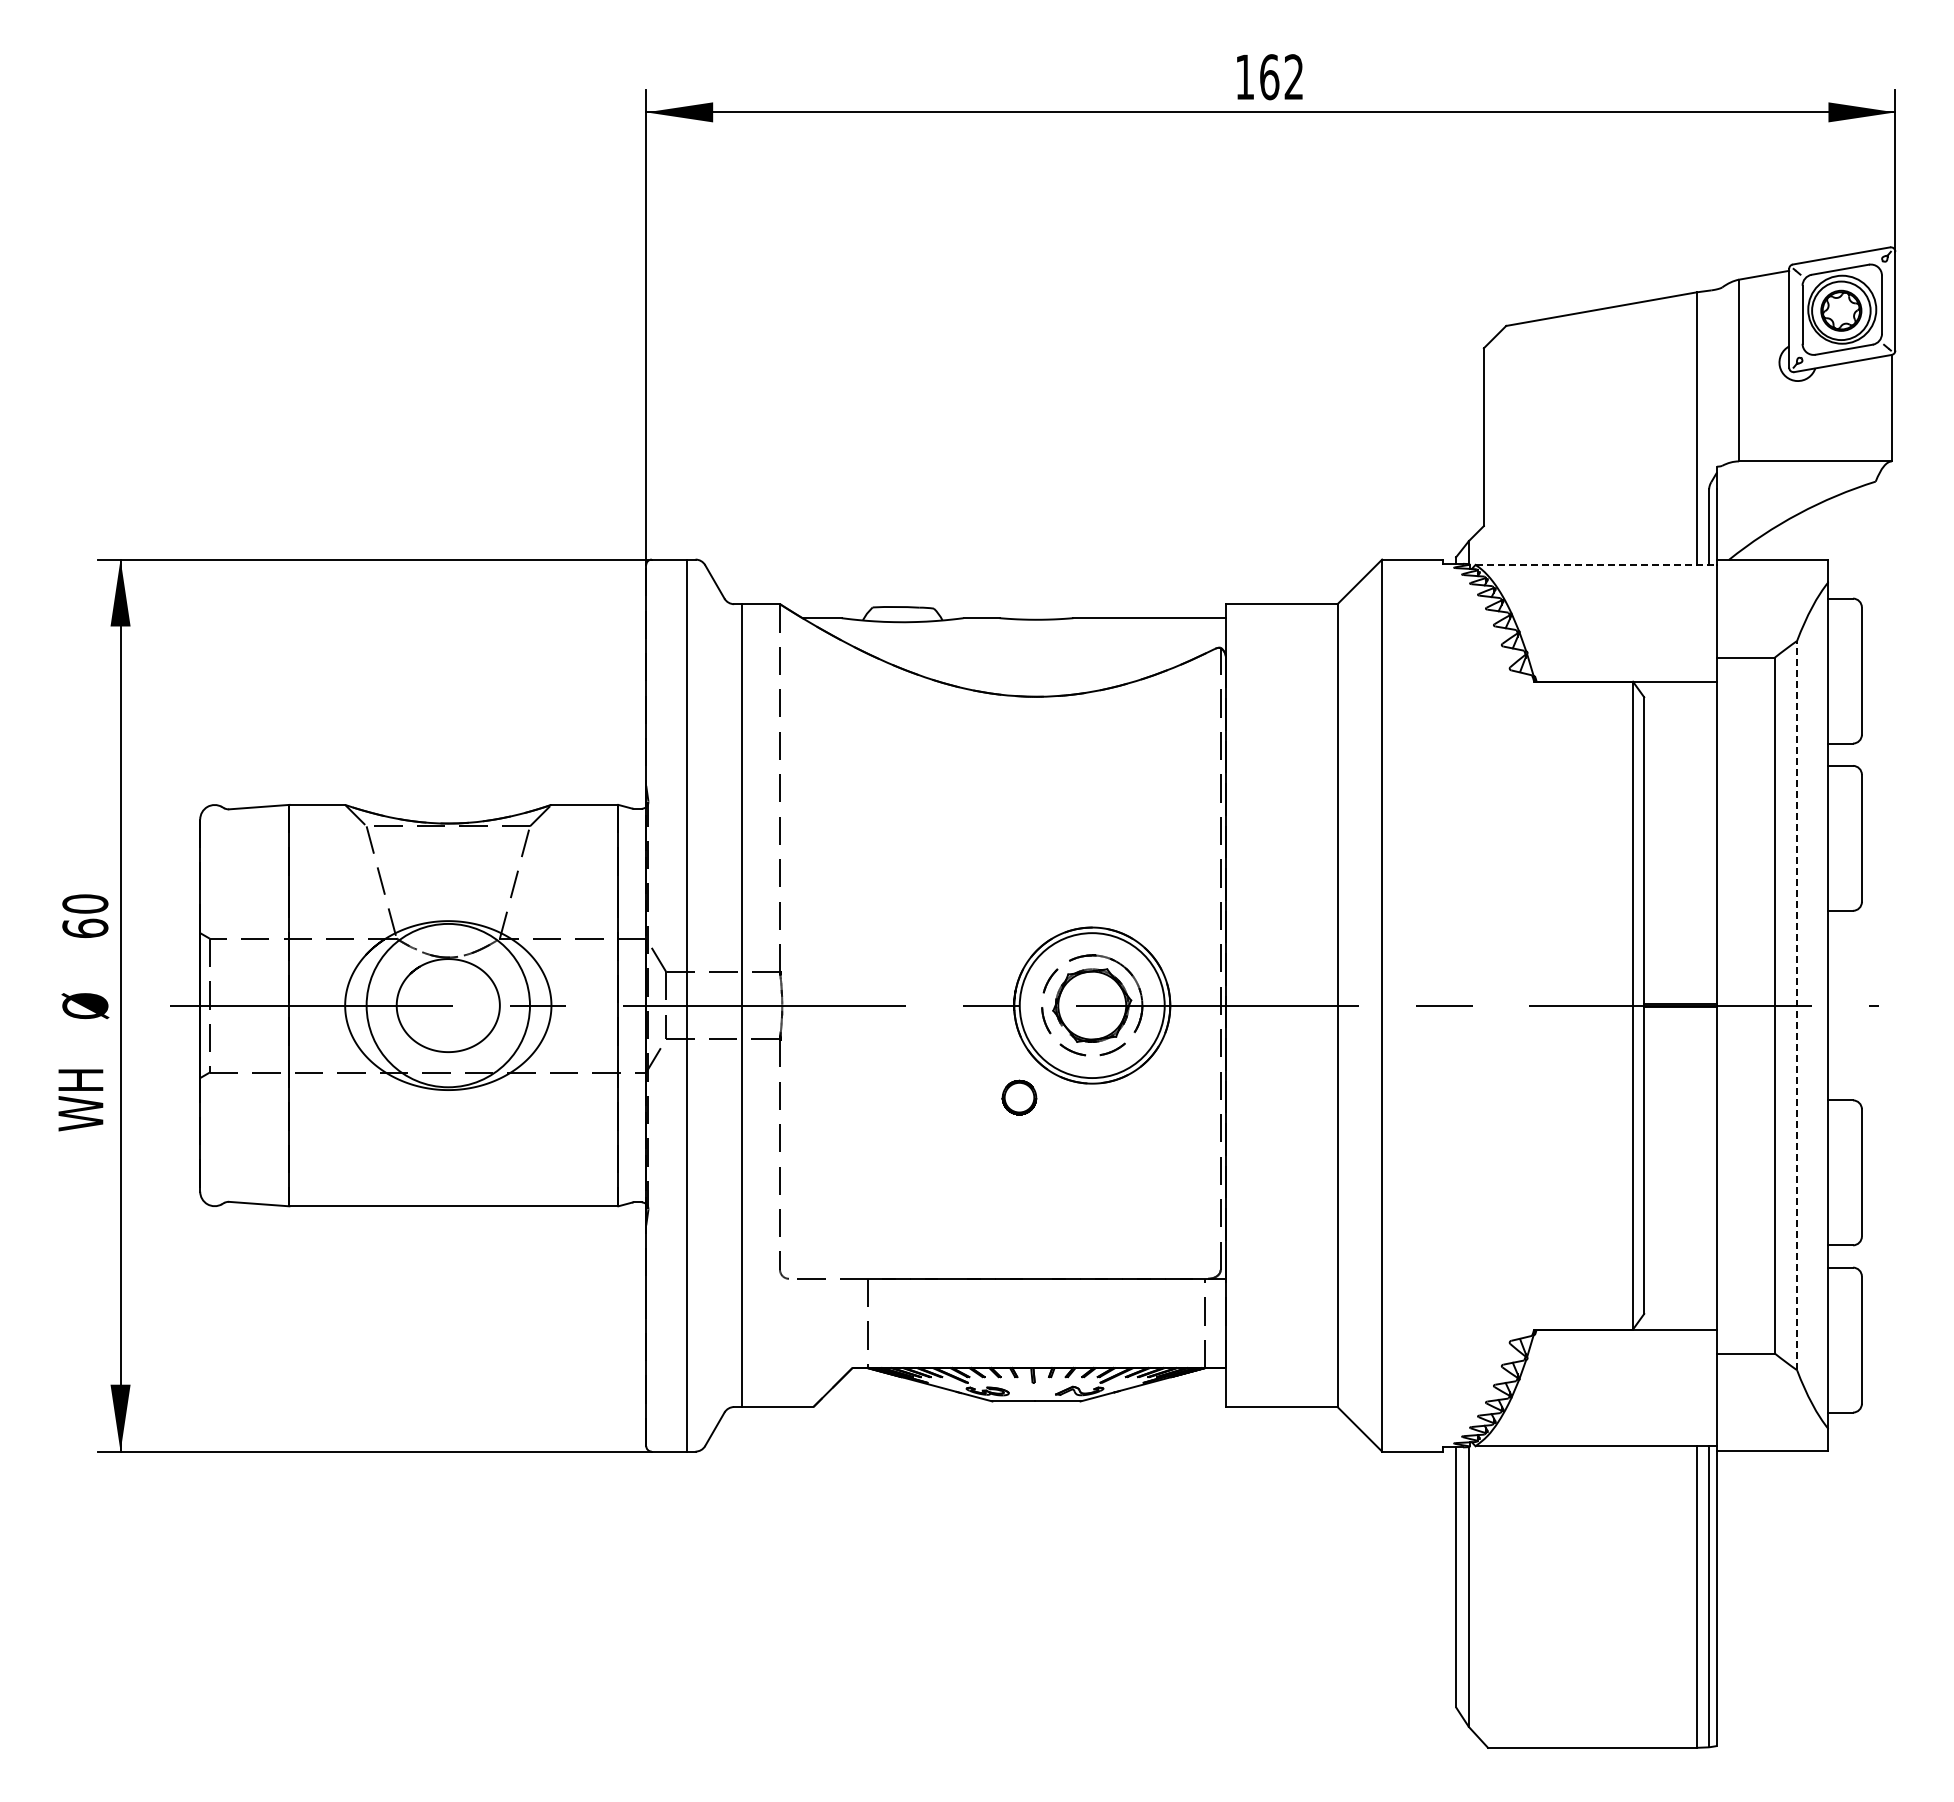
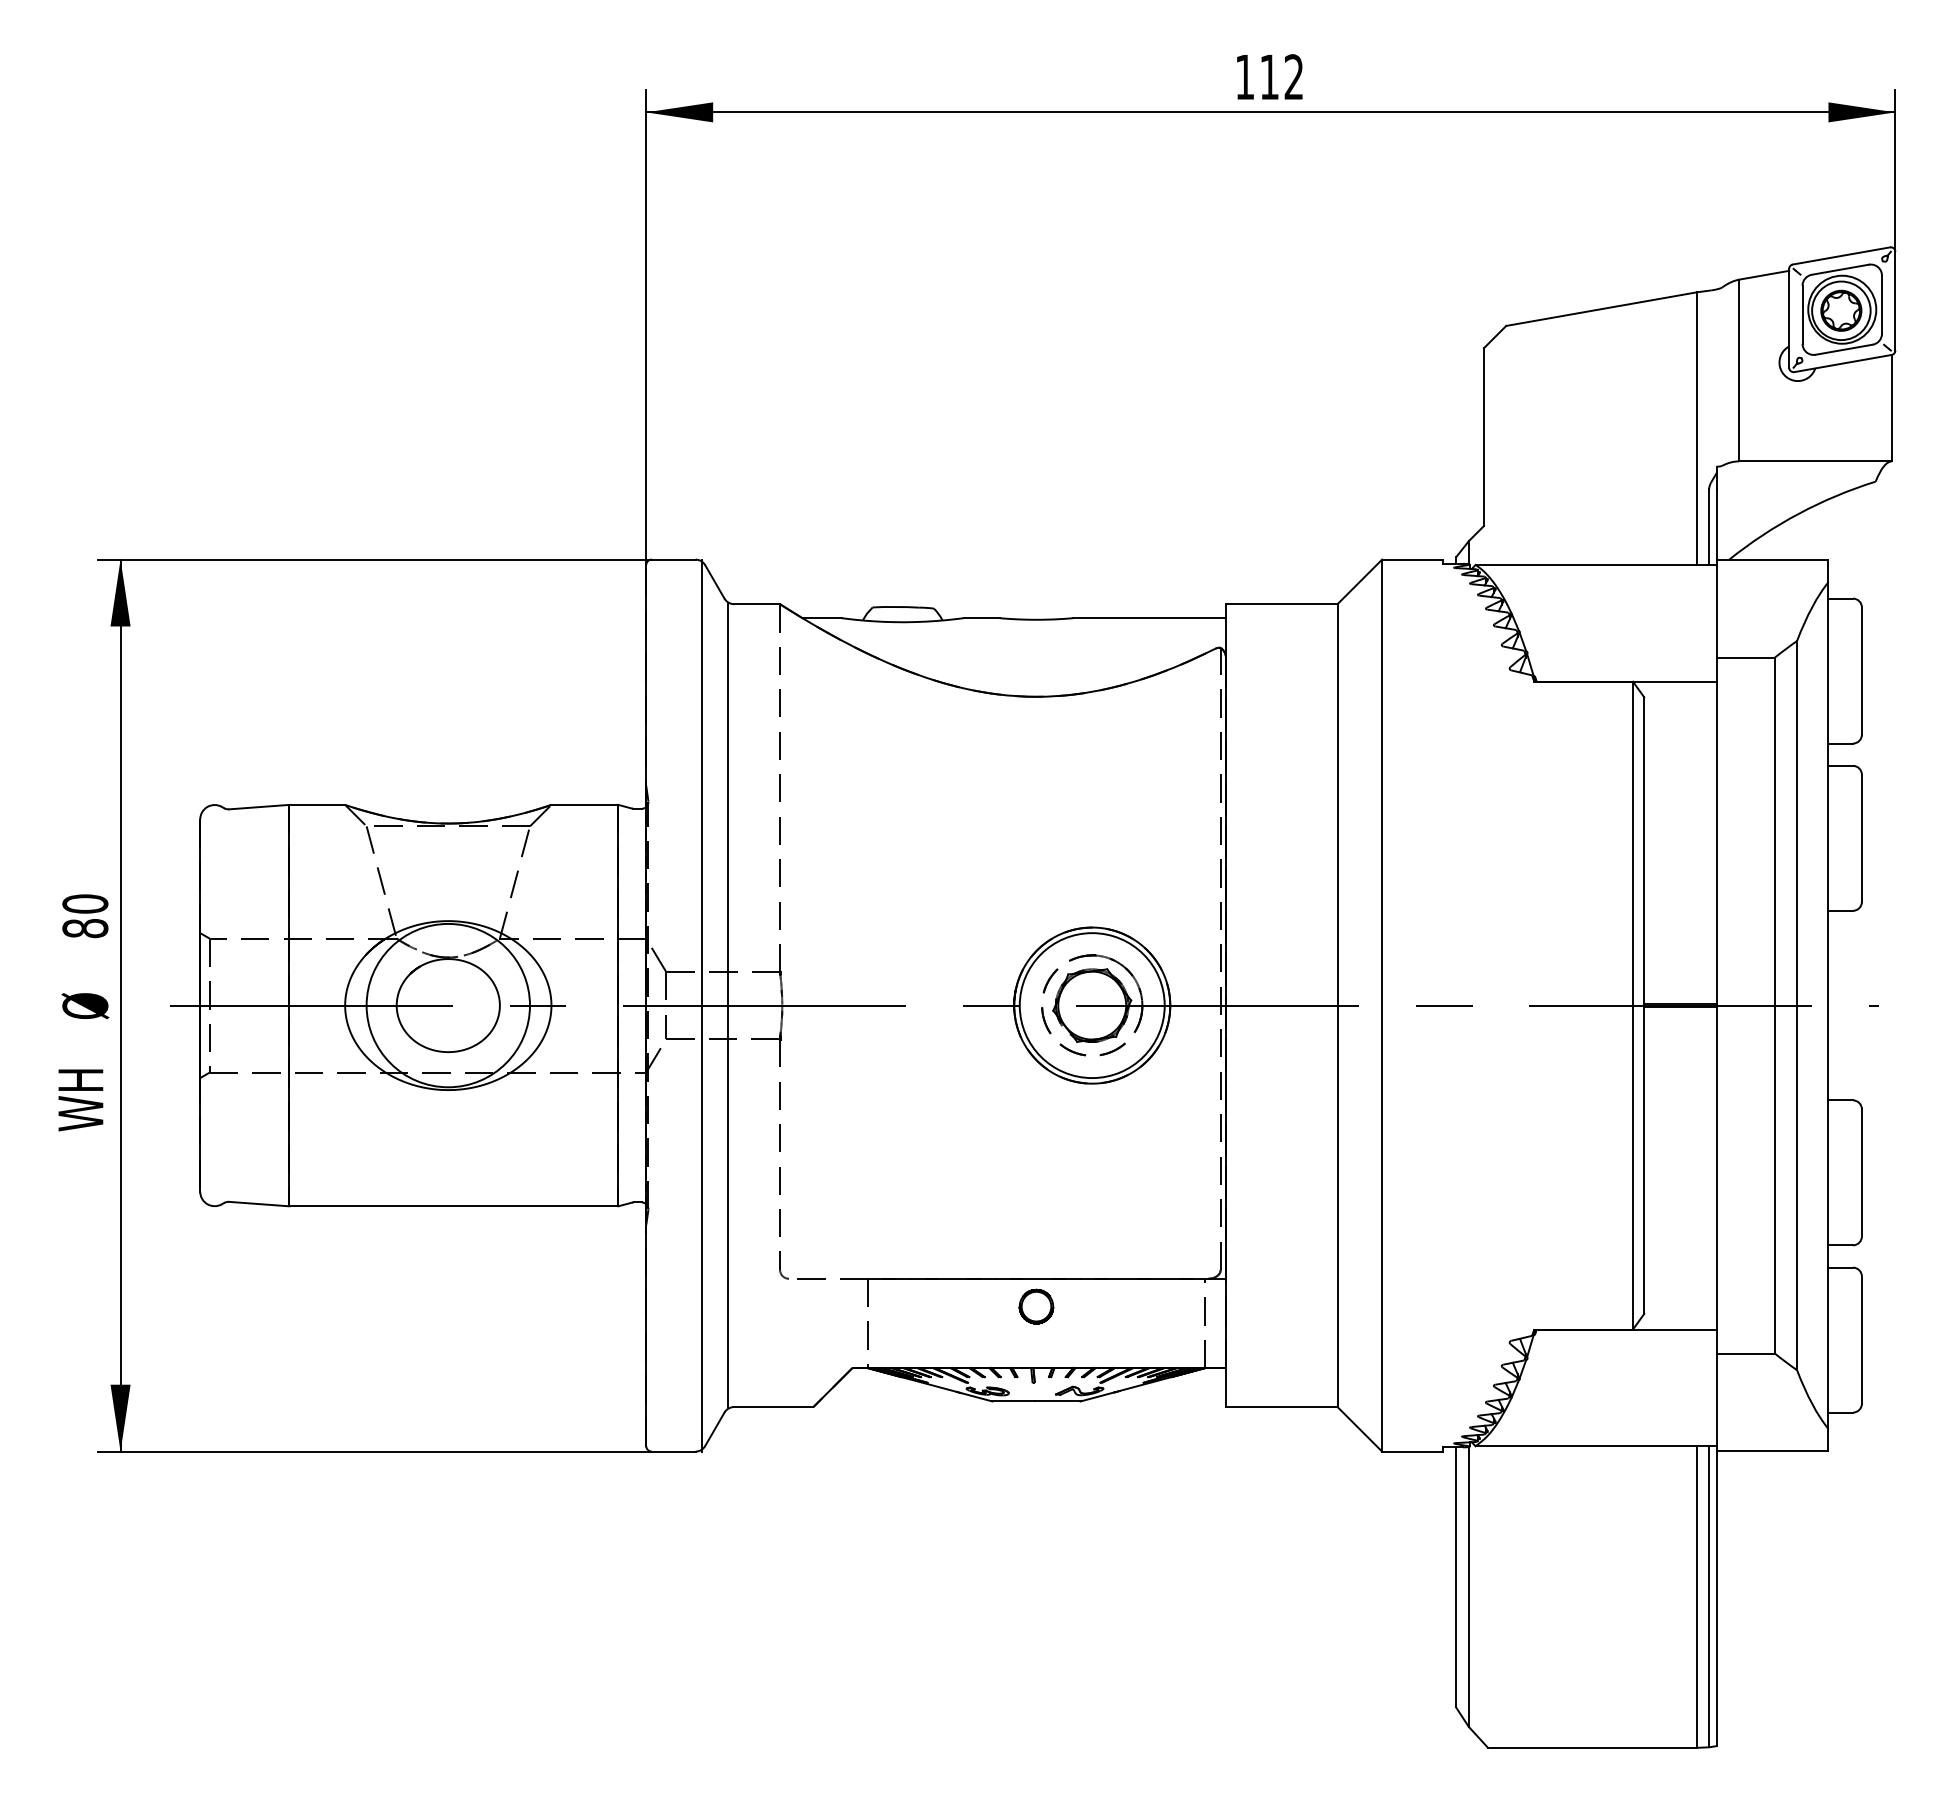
text: 162 -> 112 (1269, 77)
line: dashed -> solid (1596, 564)
text: 60 -> 80 (85, 928)
line position: (686, 1005) -> (701, 1005) (701, 1005)
line position: (741, 1005) -> (727, 1005) (727, 1005)
line: dashed -> solid (1797, 1005)
part position: (1019, 1097) -> (1036, 1306) (1036, 1306)
